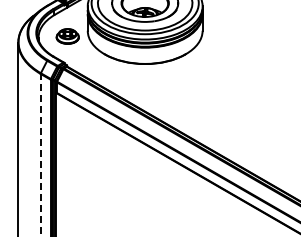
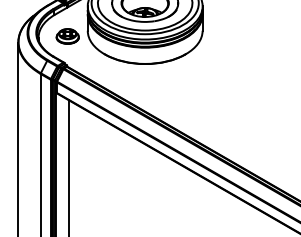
line: dashed -> solid (40, 154)
line: none -> present (69, 166)
